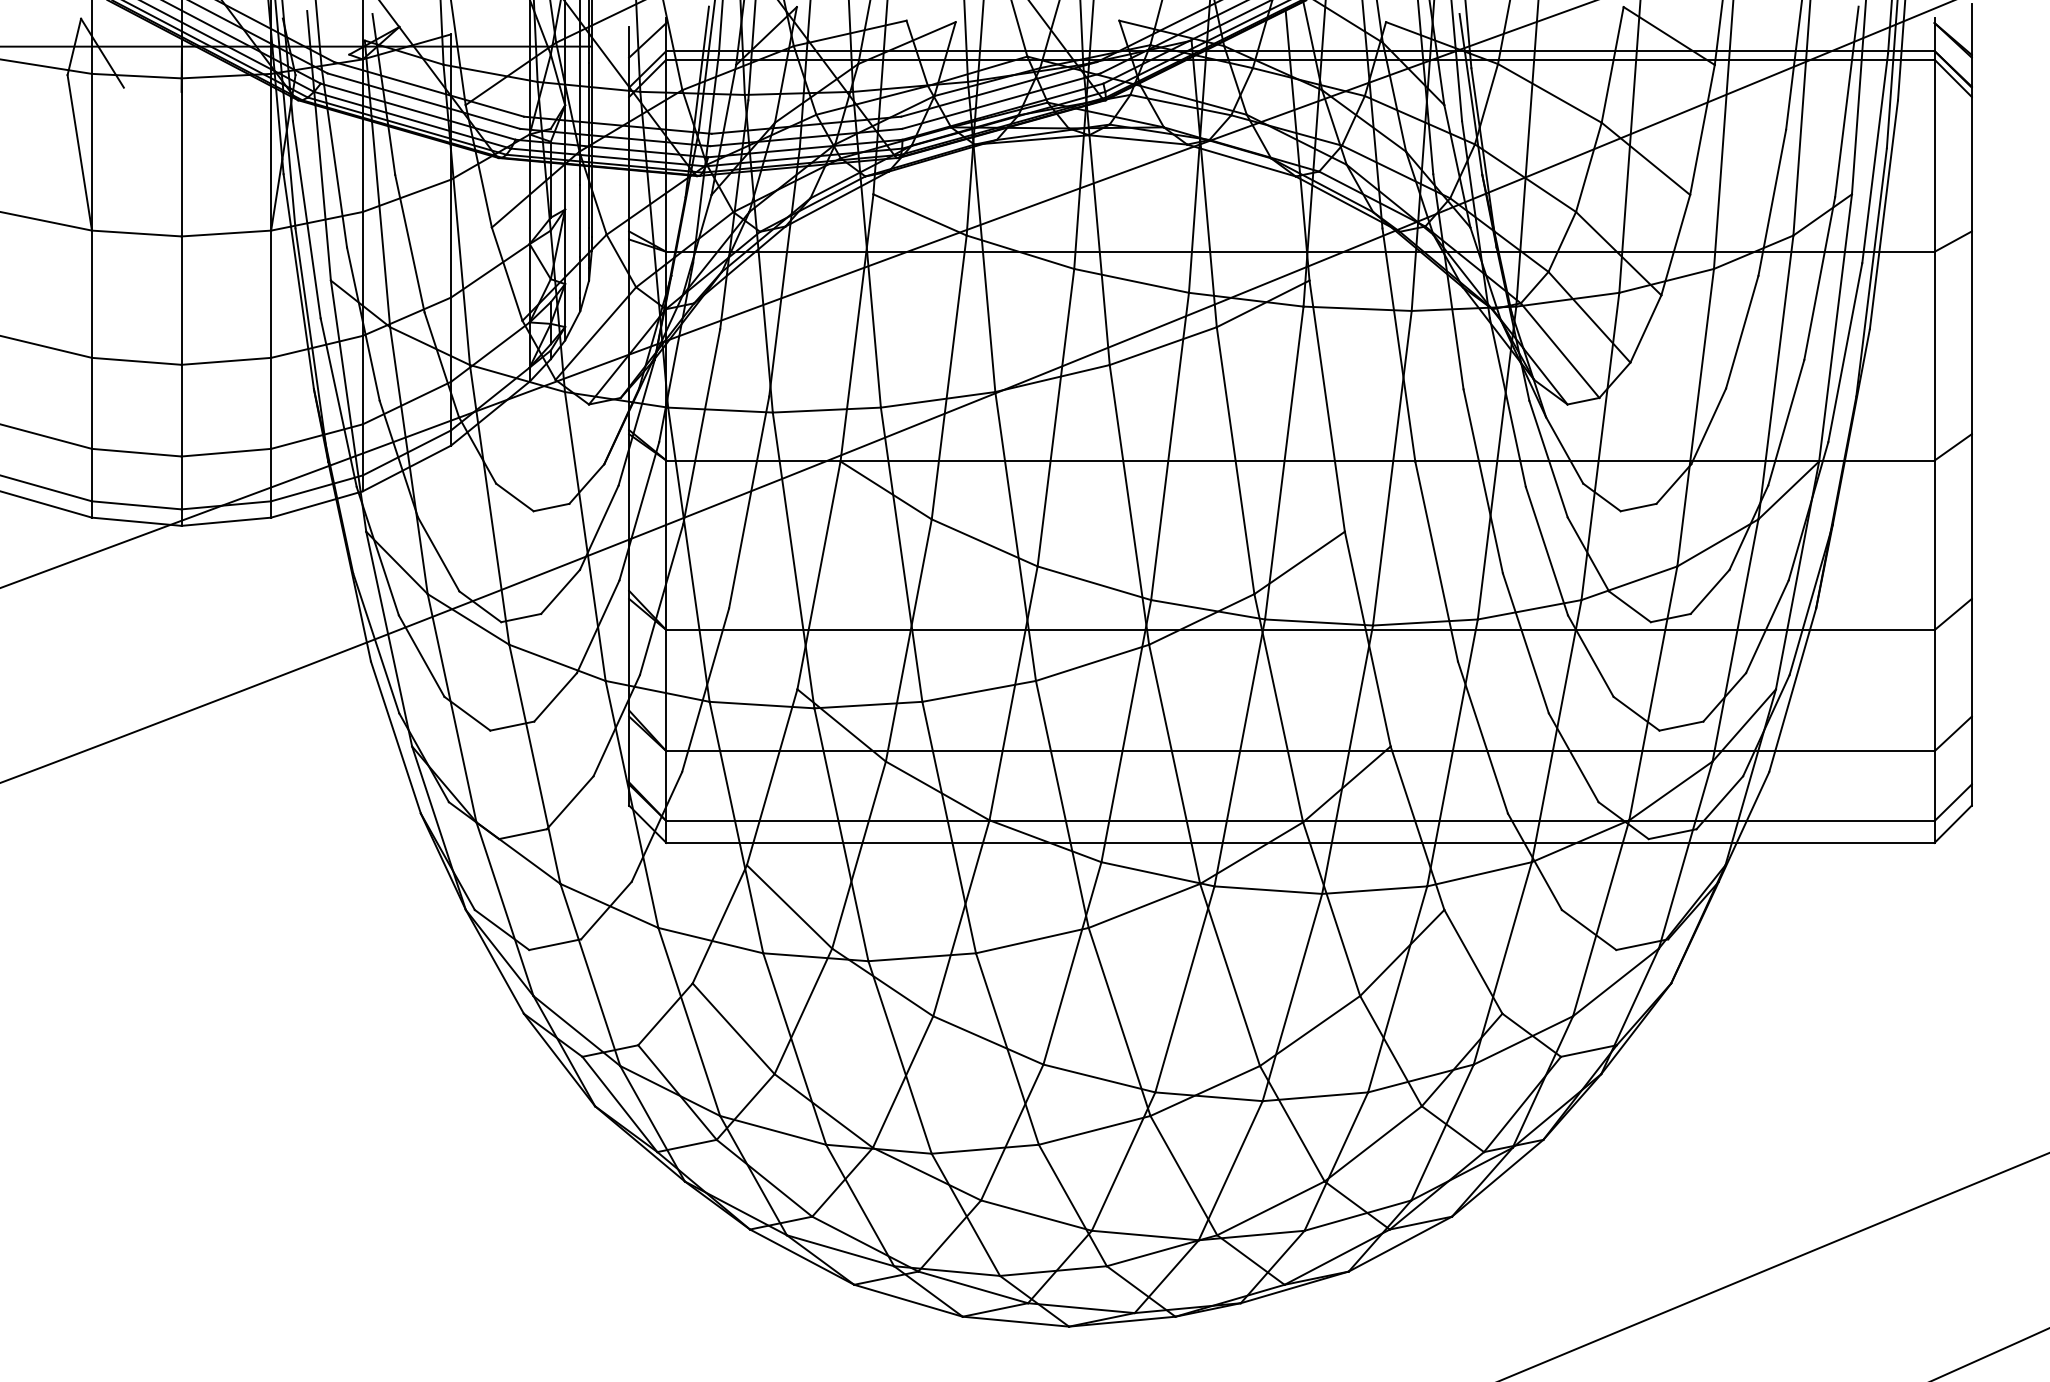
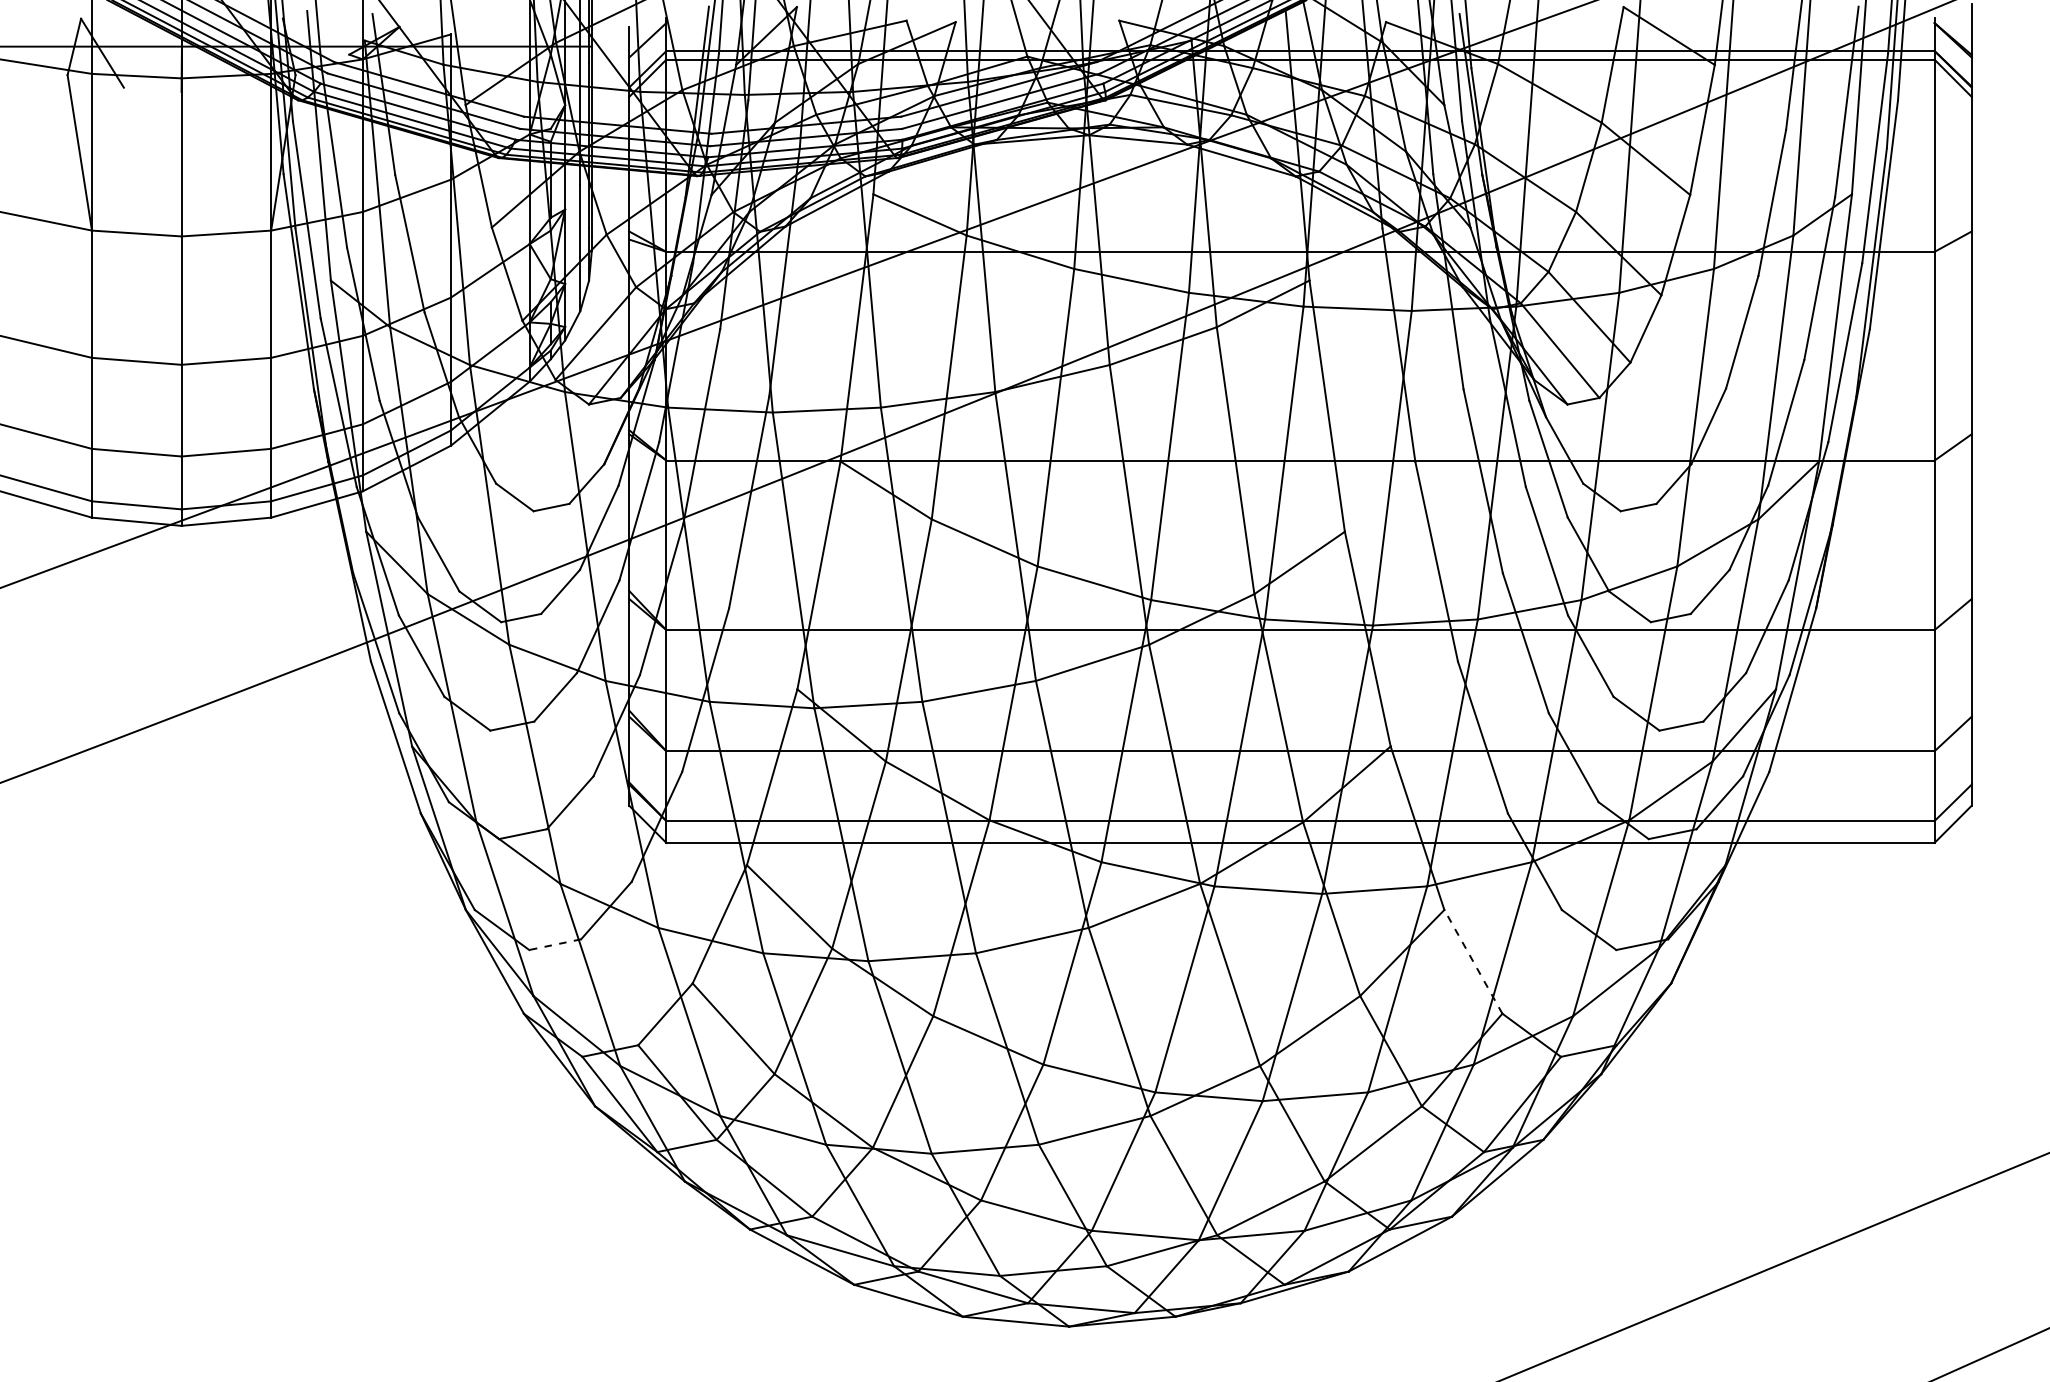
line: solid -> dashed (554, 944)
line: solid -> dashed (1473, 961)
